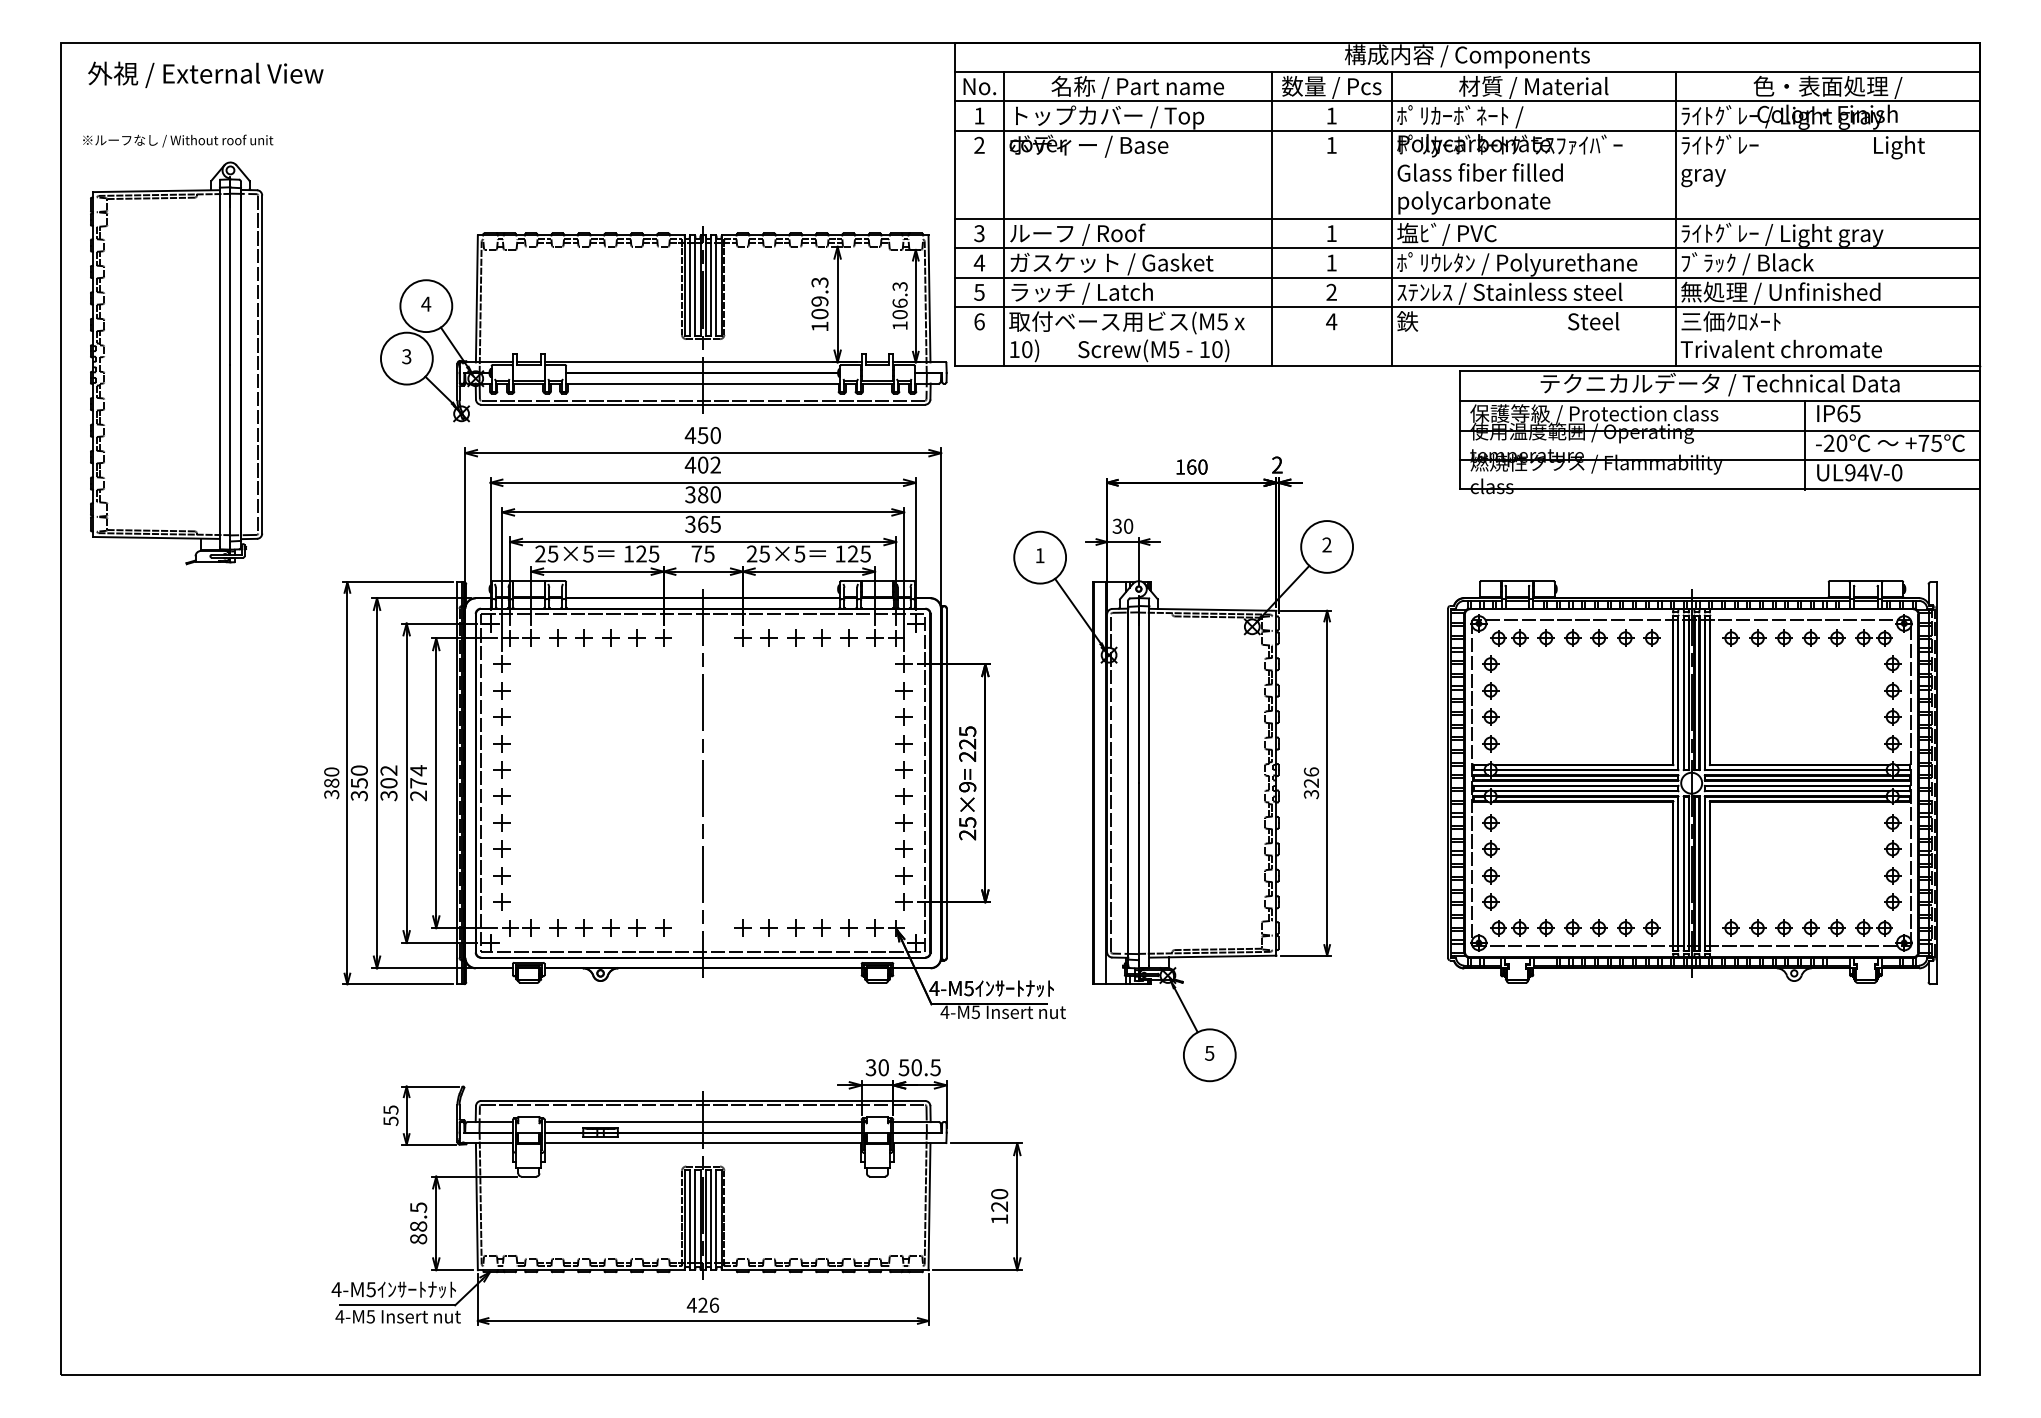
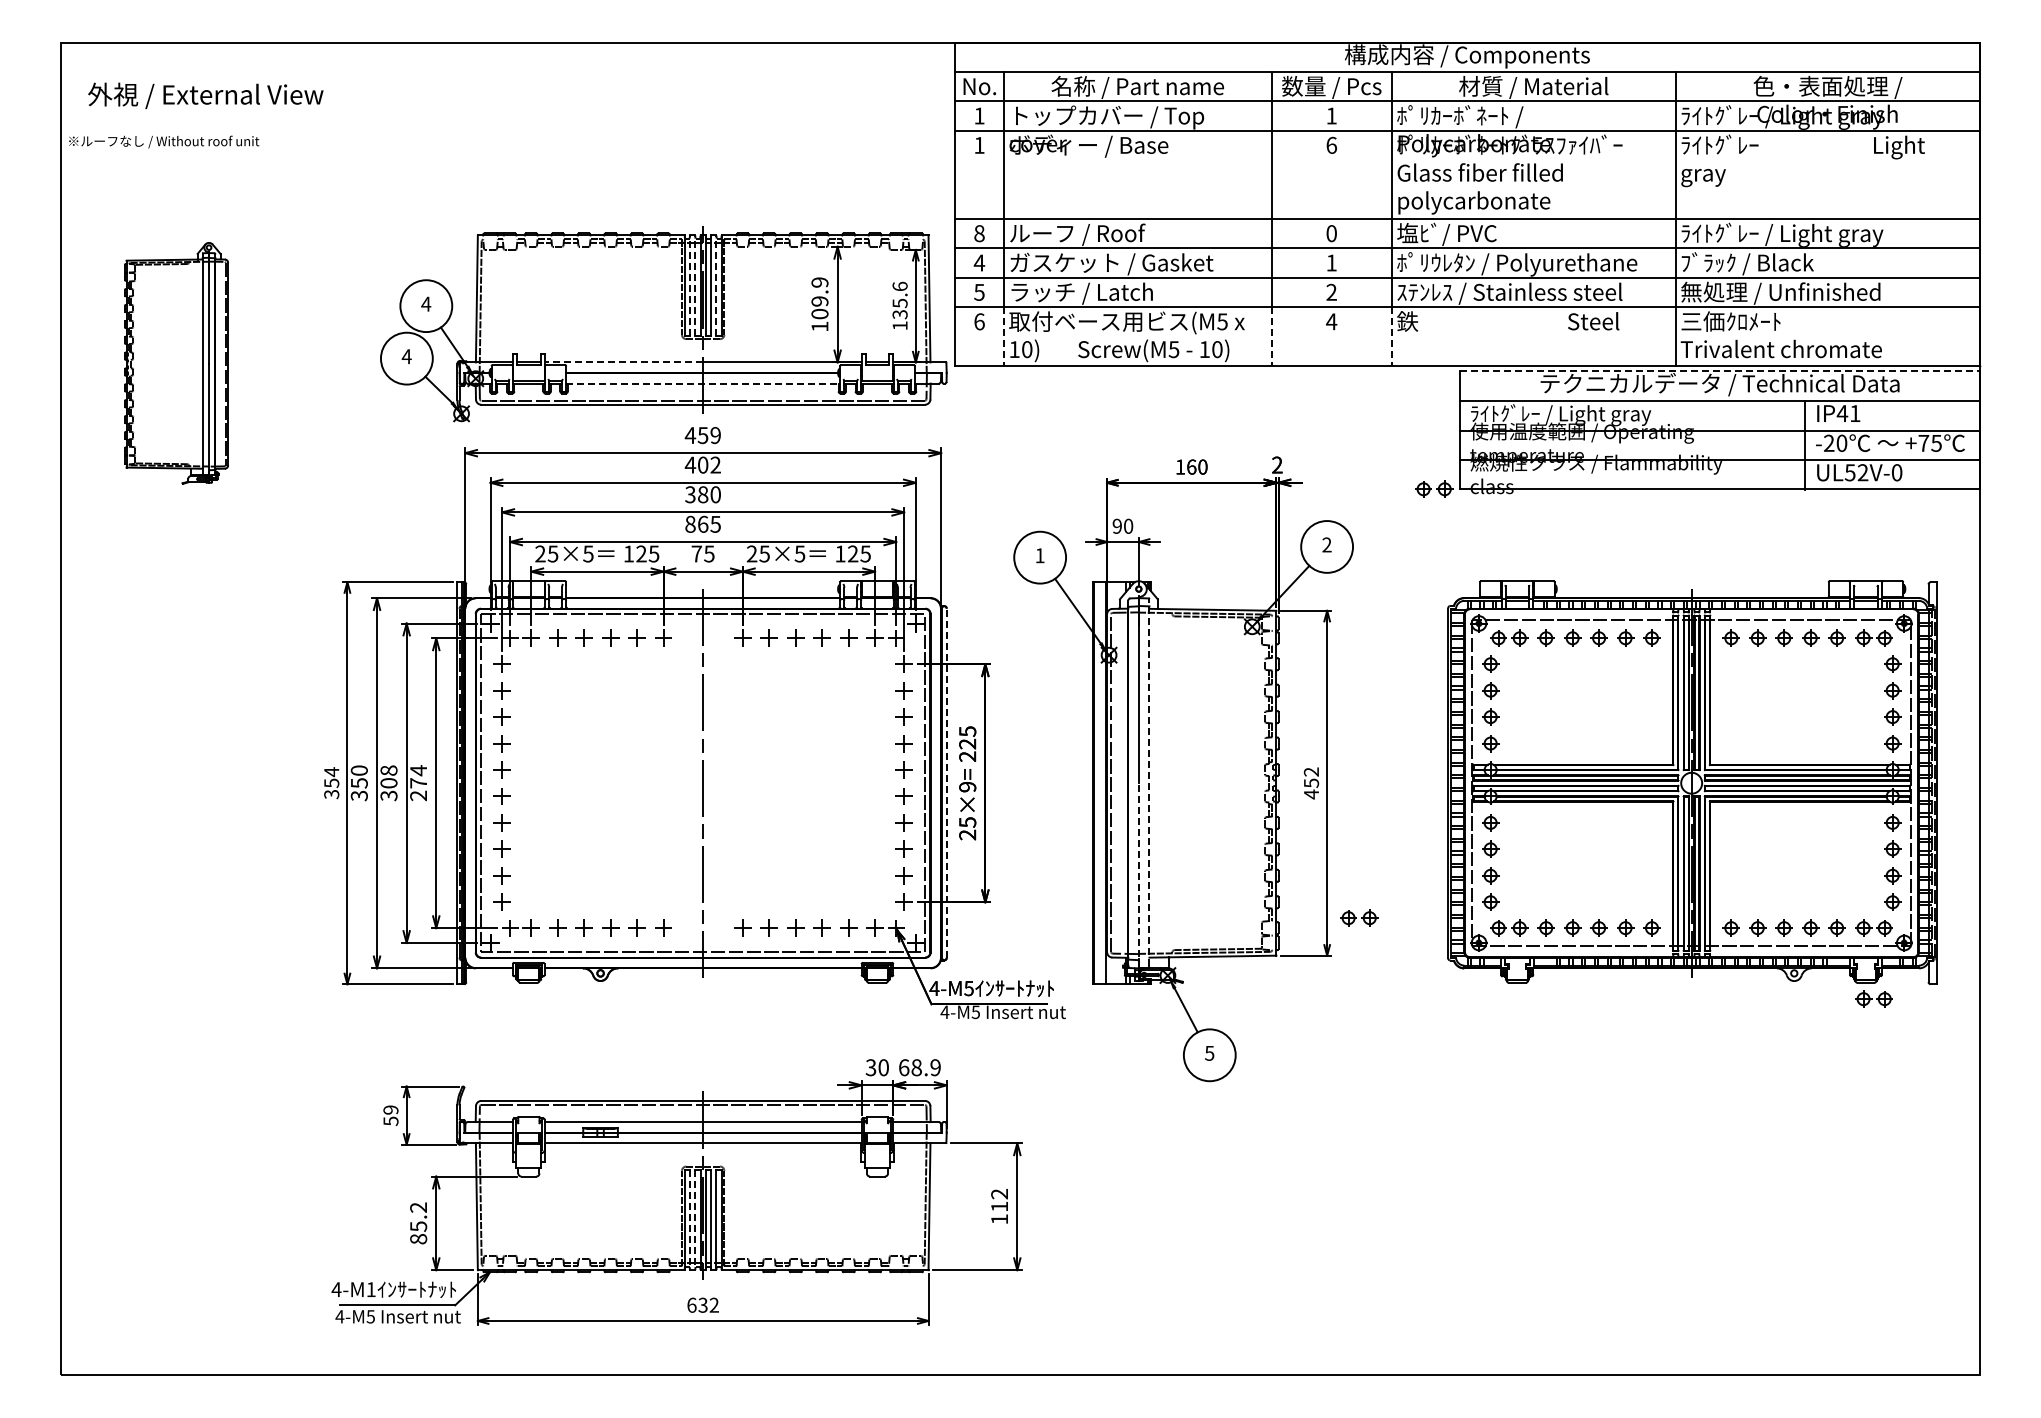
text position: (205, 74) -> (205, 95) (205, 95)
text position: (178, 140) -> (164, 141) (164, 141)
text: 2 -> 1 (979, 144)
text: 1 -> 6 (1331, 144)
text: 3 -> 8 (979, 233)
text: 1 -> 0 (1331, 233)
text: 109.3 -> 109.9 (819, 282)
line: solid -> dashed (689, 285)
line: solid -> dashed (695, 285)
line: solid -> dashed (716, 285)
text: 106.3 -> 135.6 (899, 300)
line: solid -> dashed (1004, 336)
line: solid -> dashed (1271, 336)
line: solid -> dashed (1392, 336)
text: 3 -> 4 (406, 356)
line: solid -> dashed (623, 362)
part size: 174x405 px -> 105x243 px (176, 363)
line: solid -> dashed (1719, 371)
line: solid -> dashed (703, 383)
text: IP65 -> IP41 (1848, 413)
text: 保護等級 / Protection class -> ﾗｲﾄｸﾞﾚｰ / Light gray (1594, 415)
text: 450 -> 459 (715, 435)
text: UL94V-0 -> UL52V-0 (1856, 472)
part: none -> present (1434, 488)
text: 365 -> 865 (690, 523)
text: 30 -> 90 (1116, 526)
text: 302 -> 308 (388, 770)
text: 380 -> 354 (331, 777)
line: solid -> dashed (1149, 781)
line: solid -> dashed (946, 783)
text: 326 -> 452 (1311, 783)
line: solid -> dashed (1138, 875)
part: none -> present (1359, 917)
part: none -> present (1873, 998)
text: 50.5 -> 68.9 (919, 1067)
text: 55 -> 59 (390, 1109)
text: 120 -> 112 (999, 1200)
text: 88.5 -> 85.2 (418, 1216)
line: solid -> dashed (689, 1220)
line: solid -> dashed (695, 1220)
text: 4-M5 -> 4-M1 (370, 1289)
text: 426 -> 632 (702, 1304)
